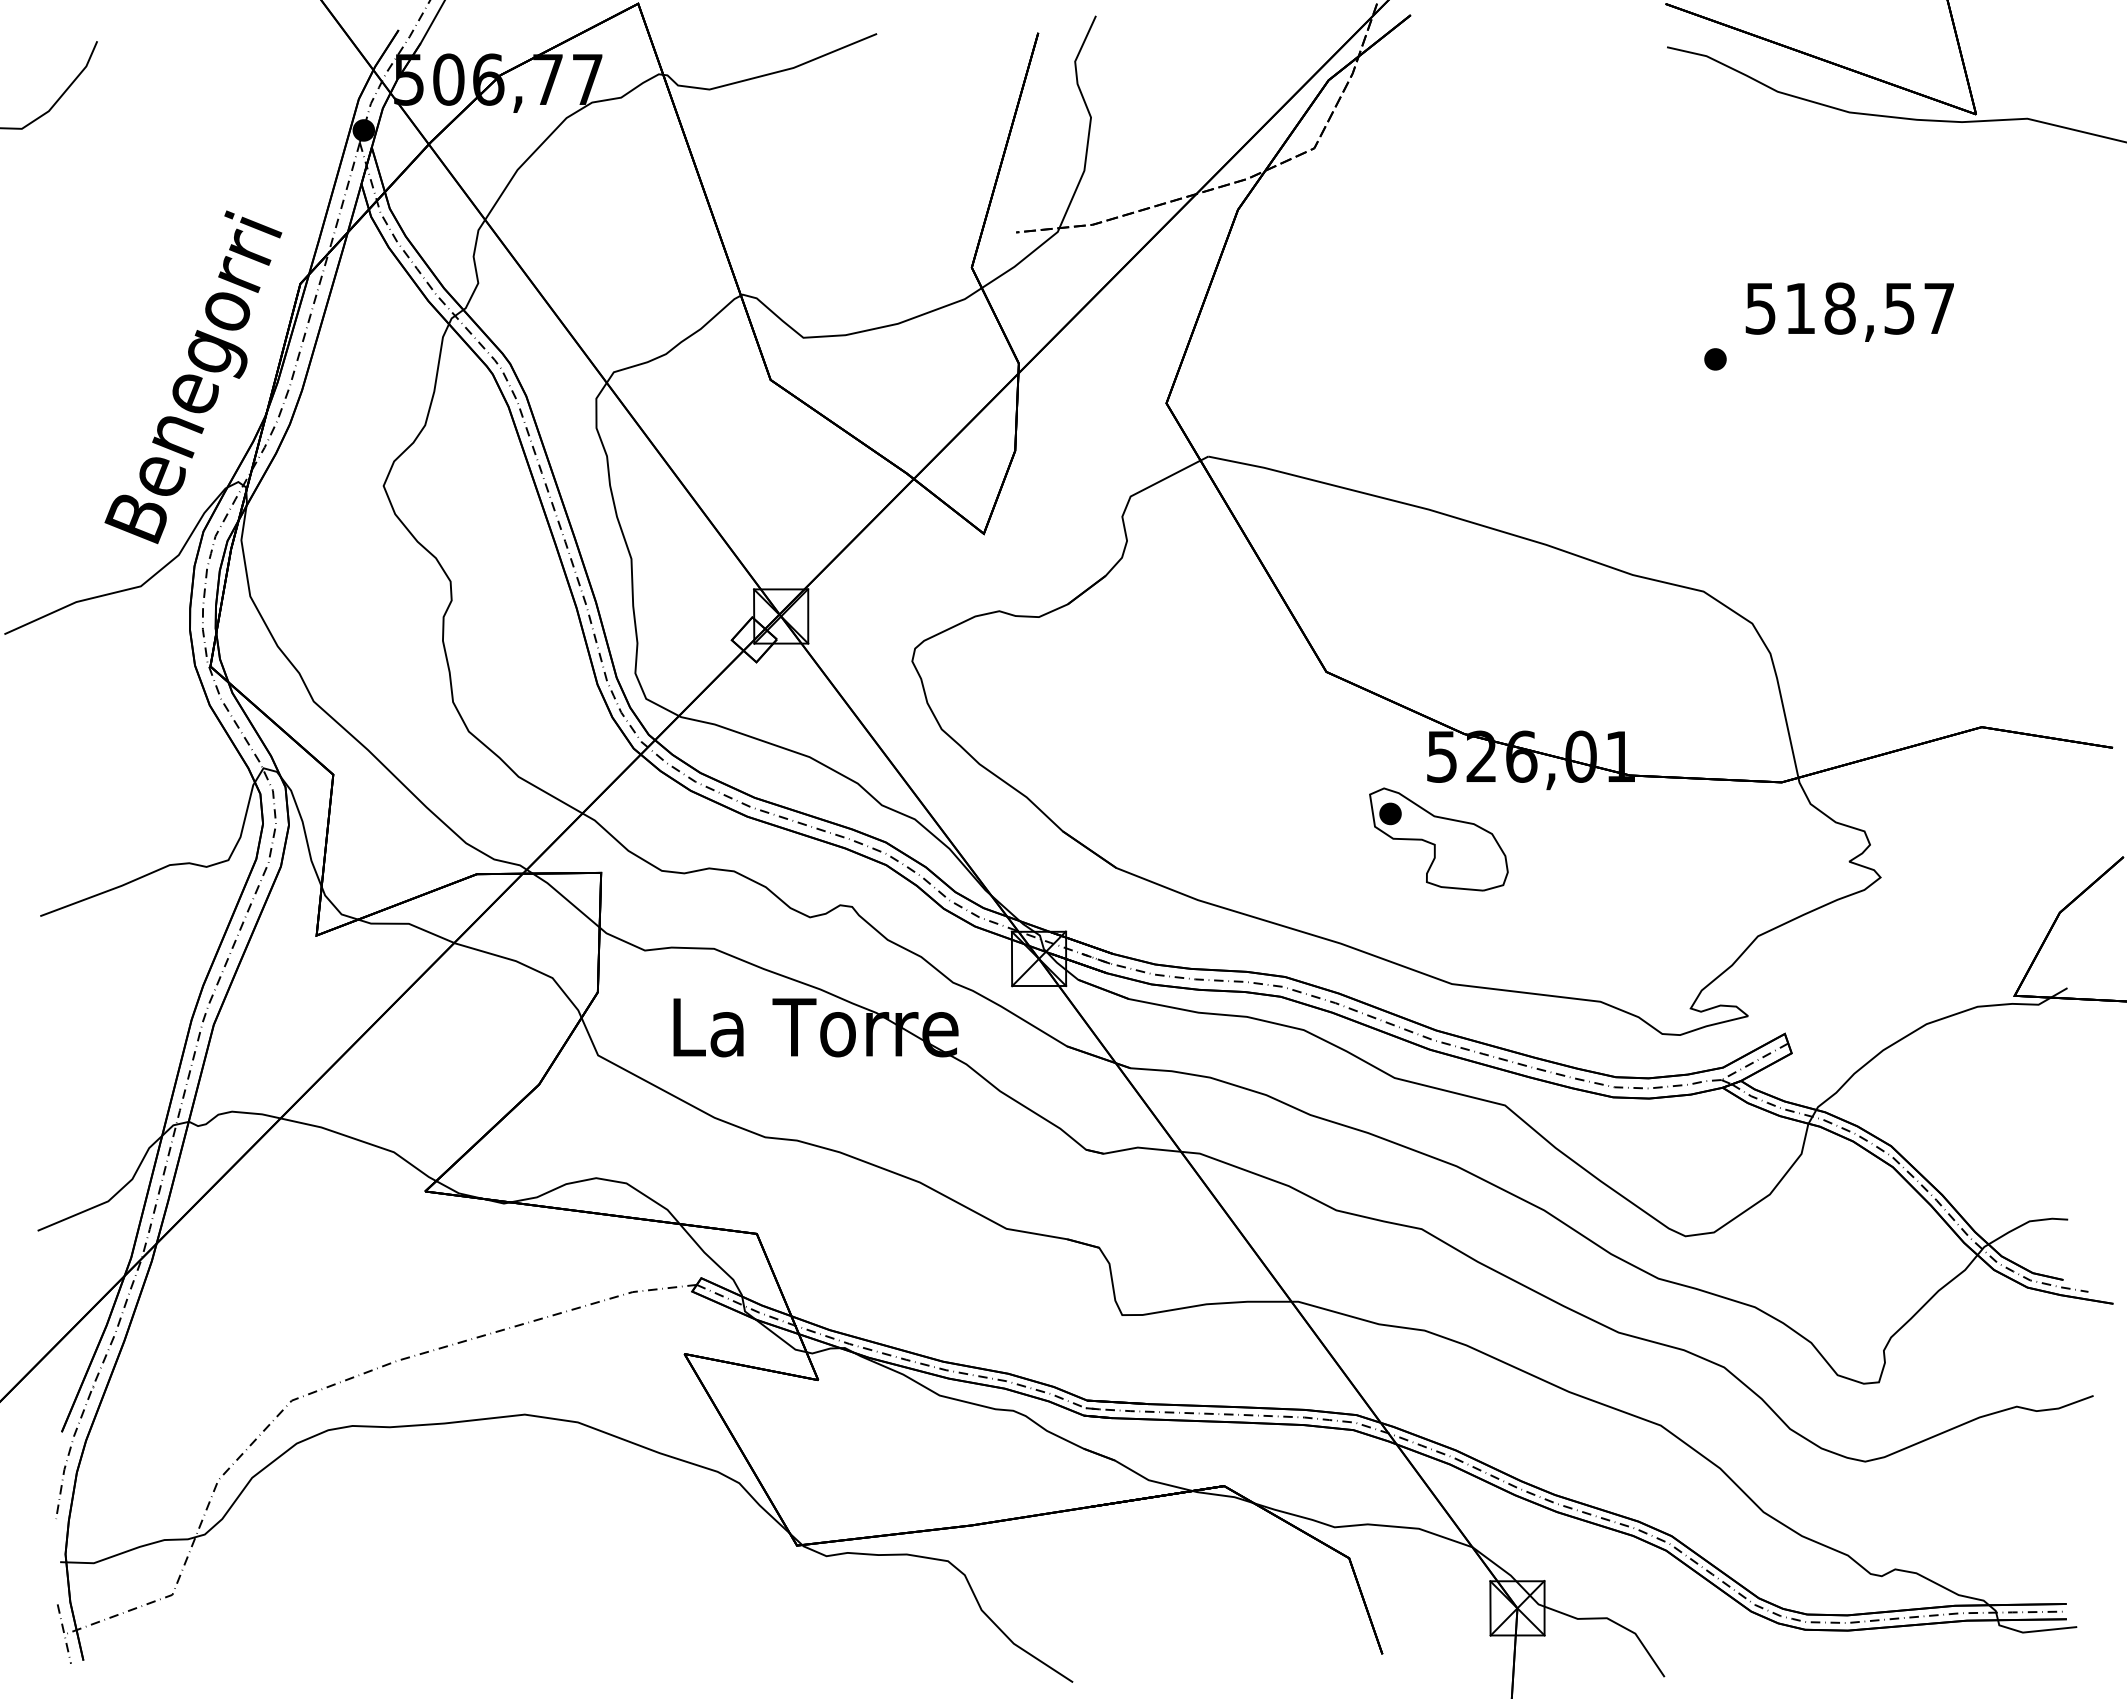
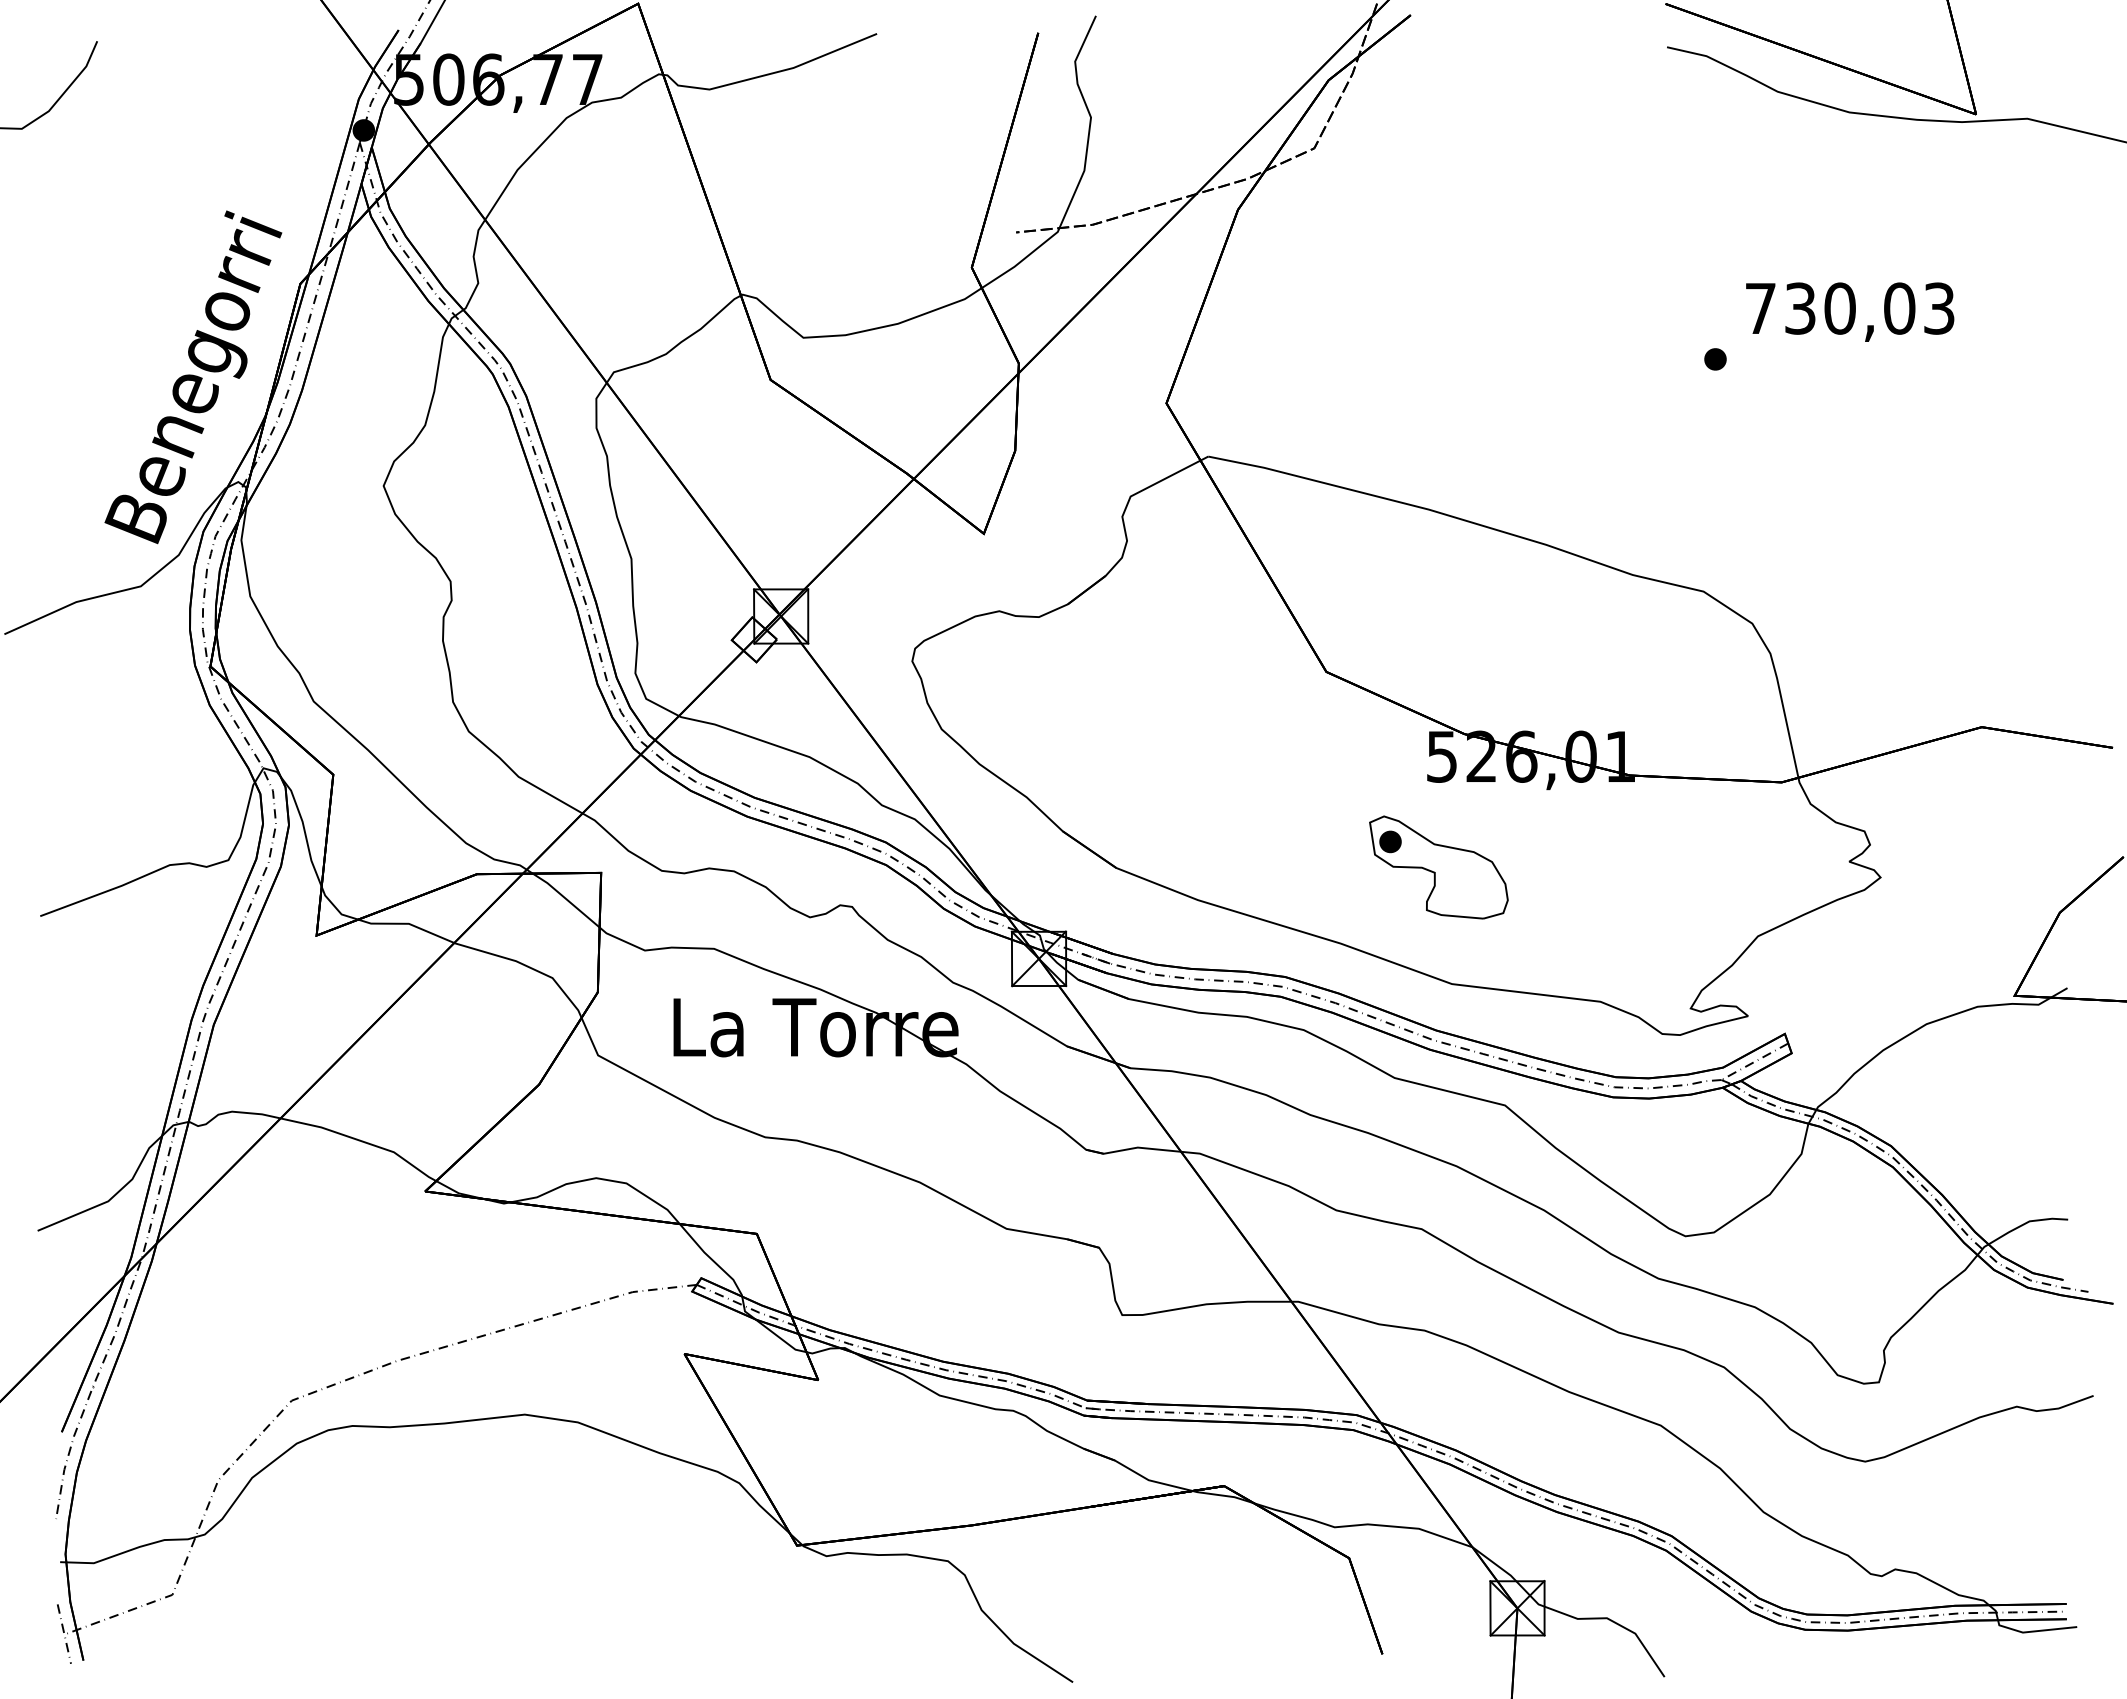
text: 518,57 -> 730,03 (1849, 308)
part position: (1438, 839) -> (1438, 867) (1438, 867)
